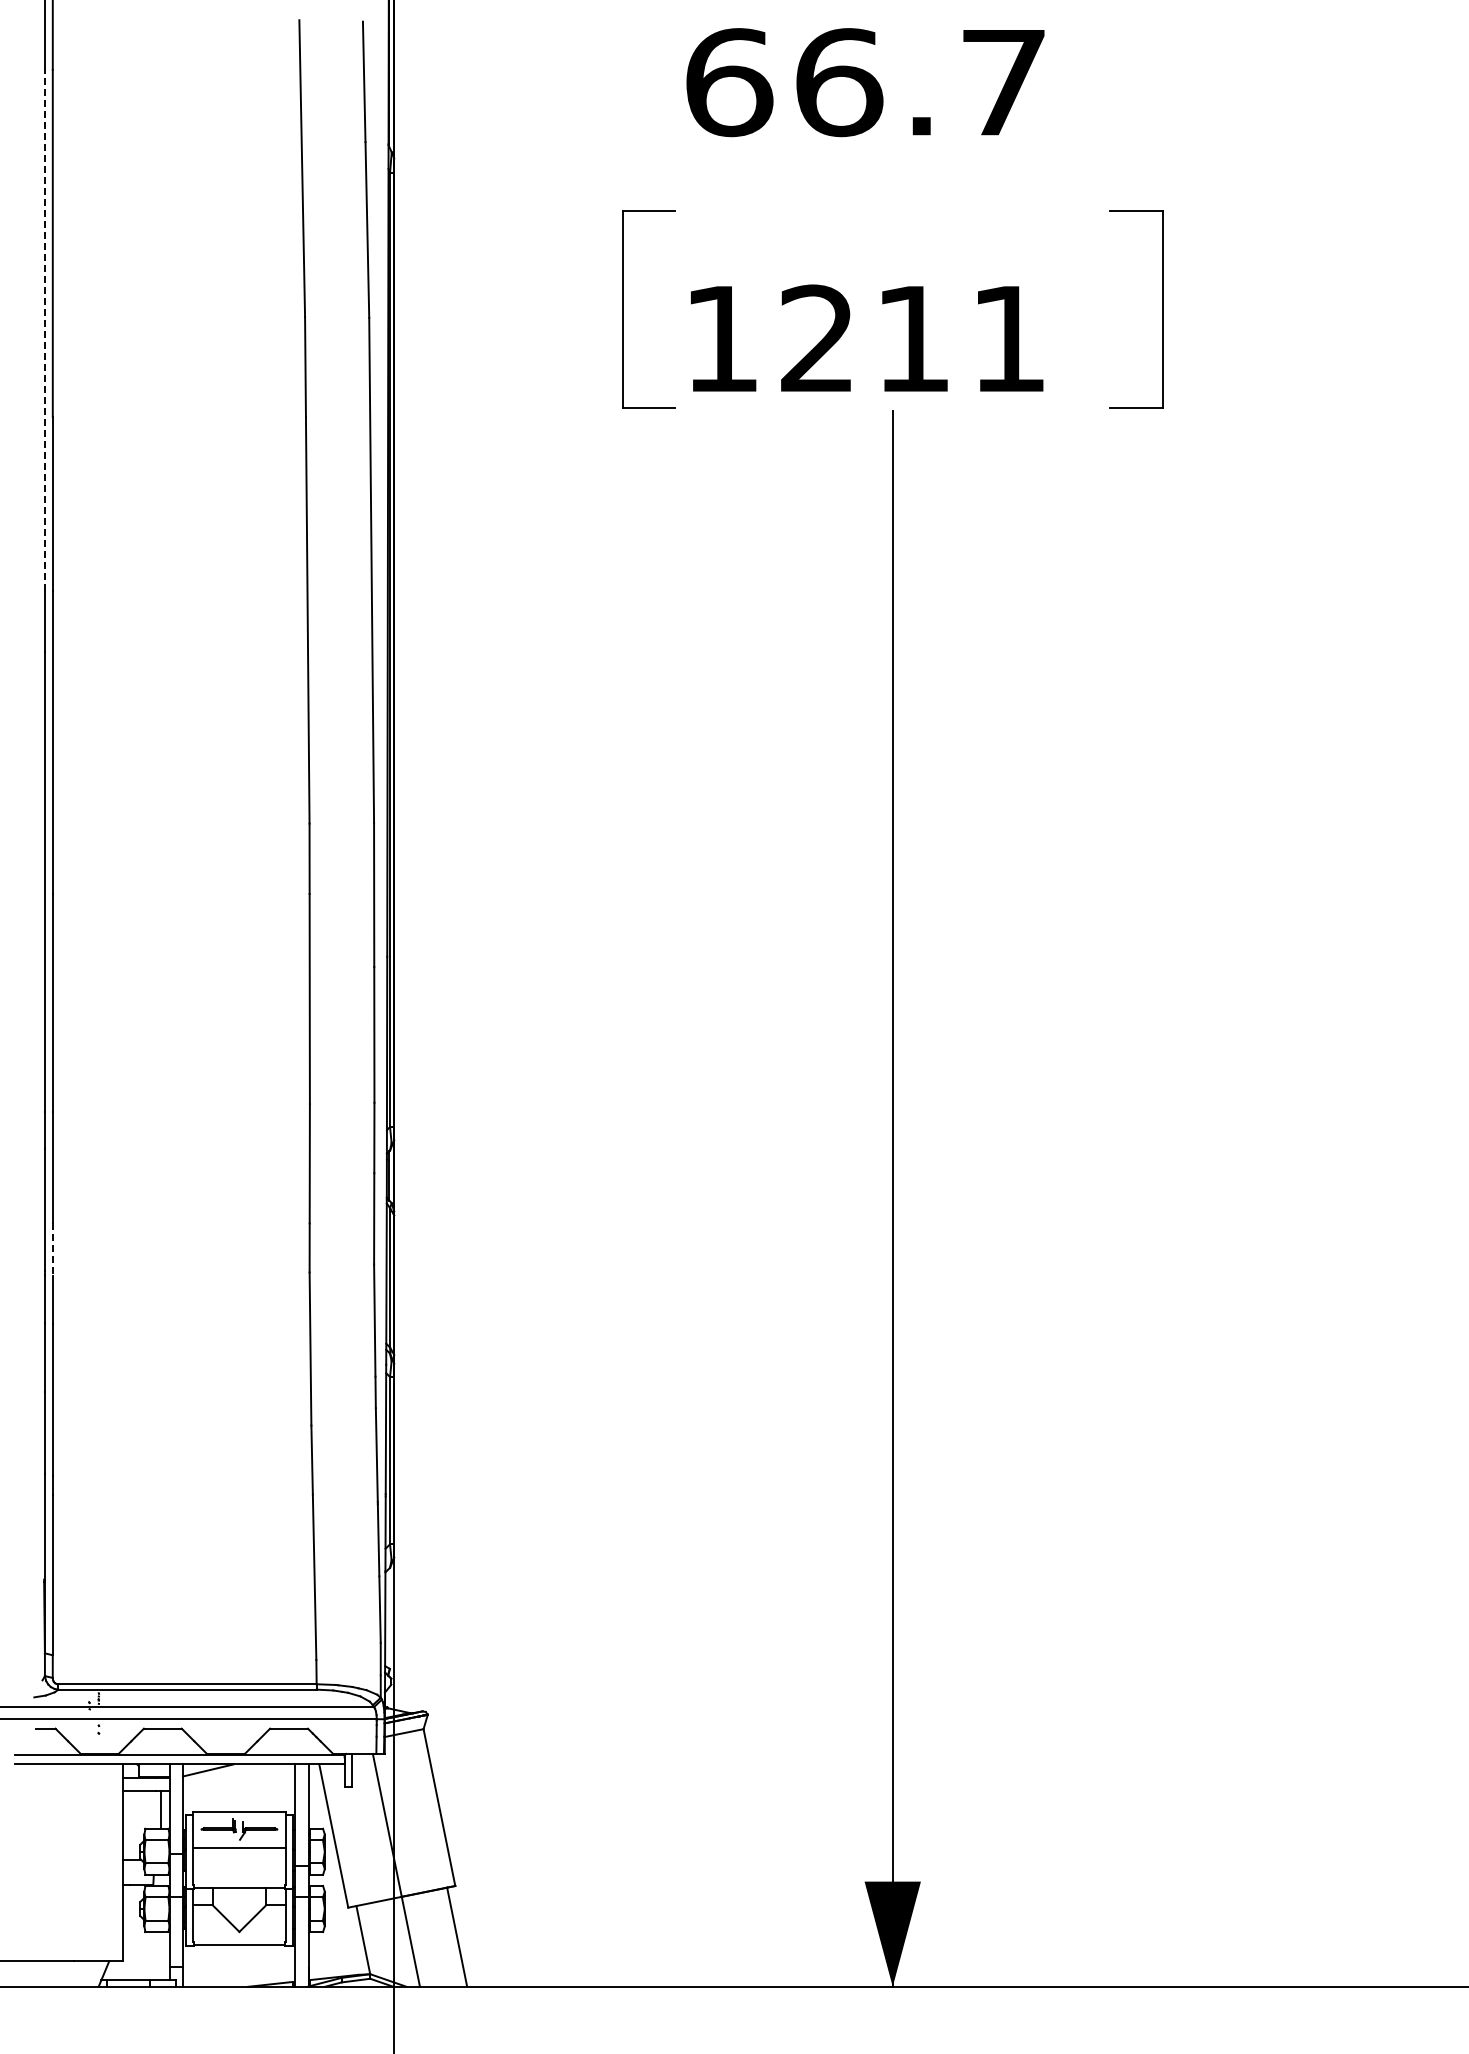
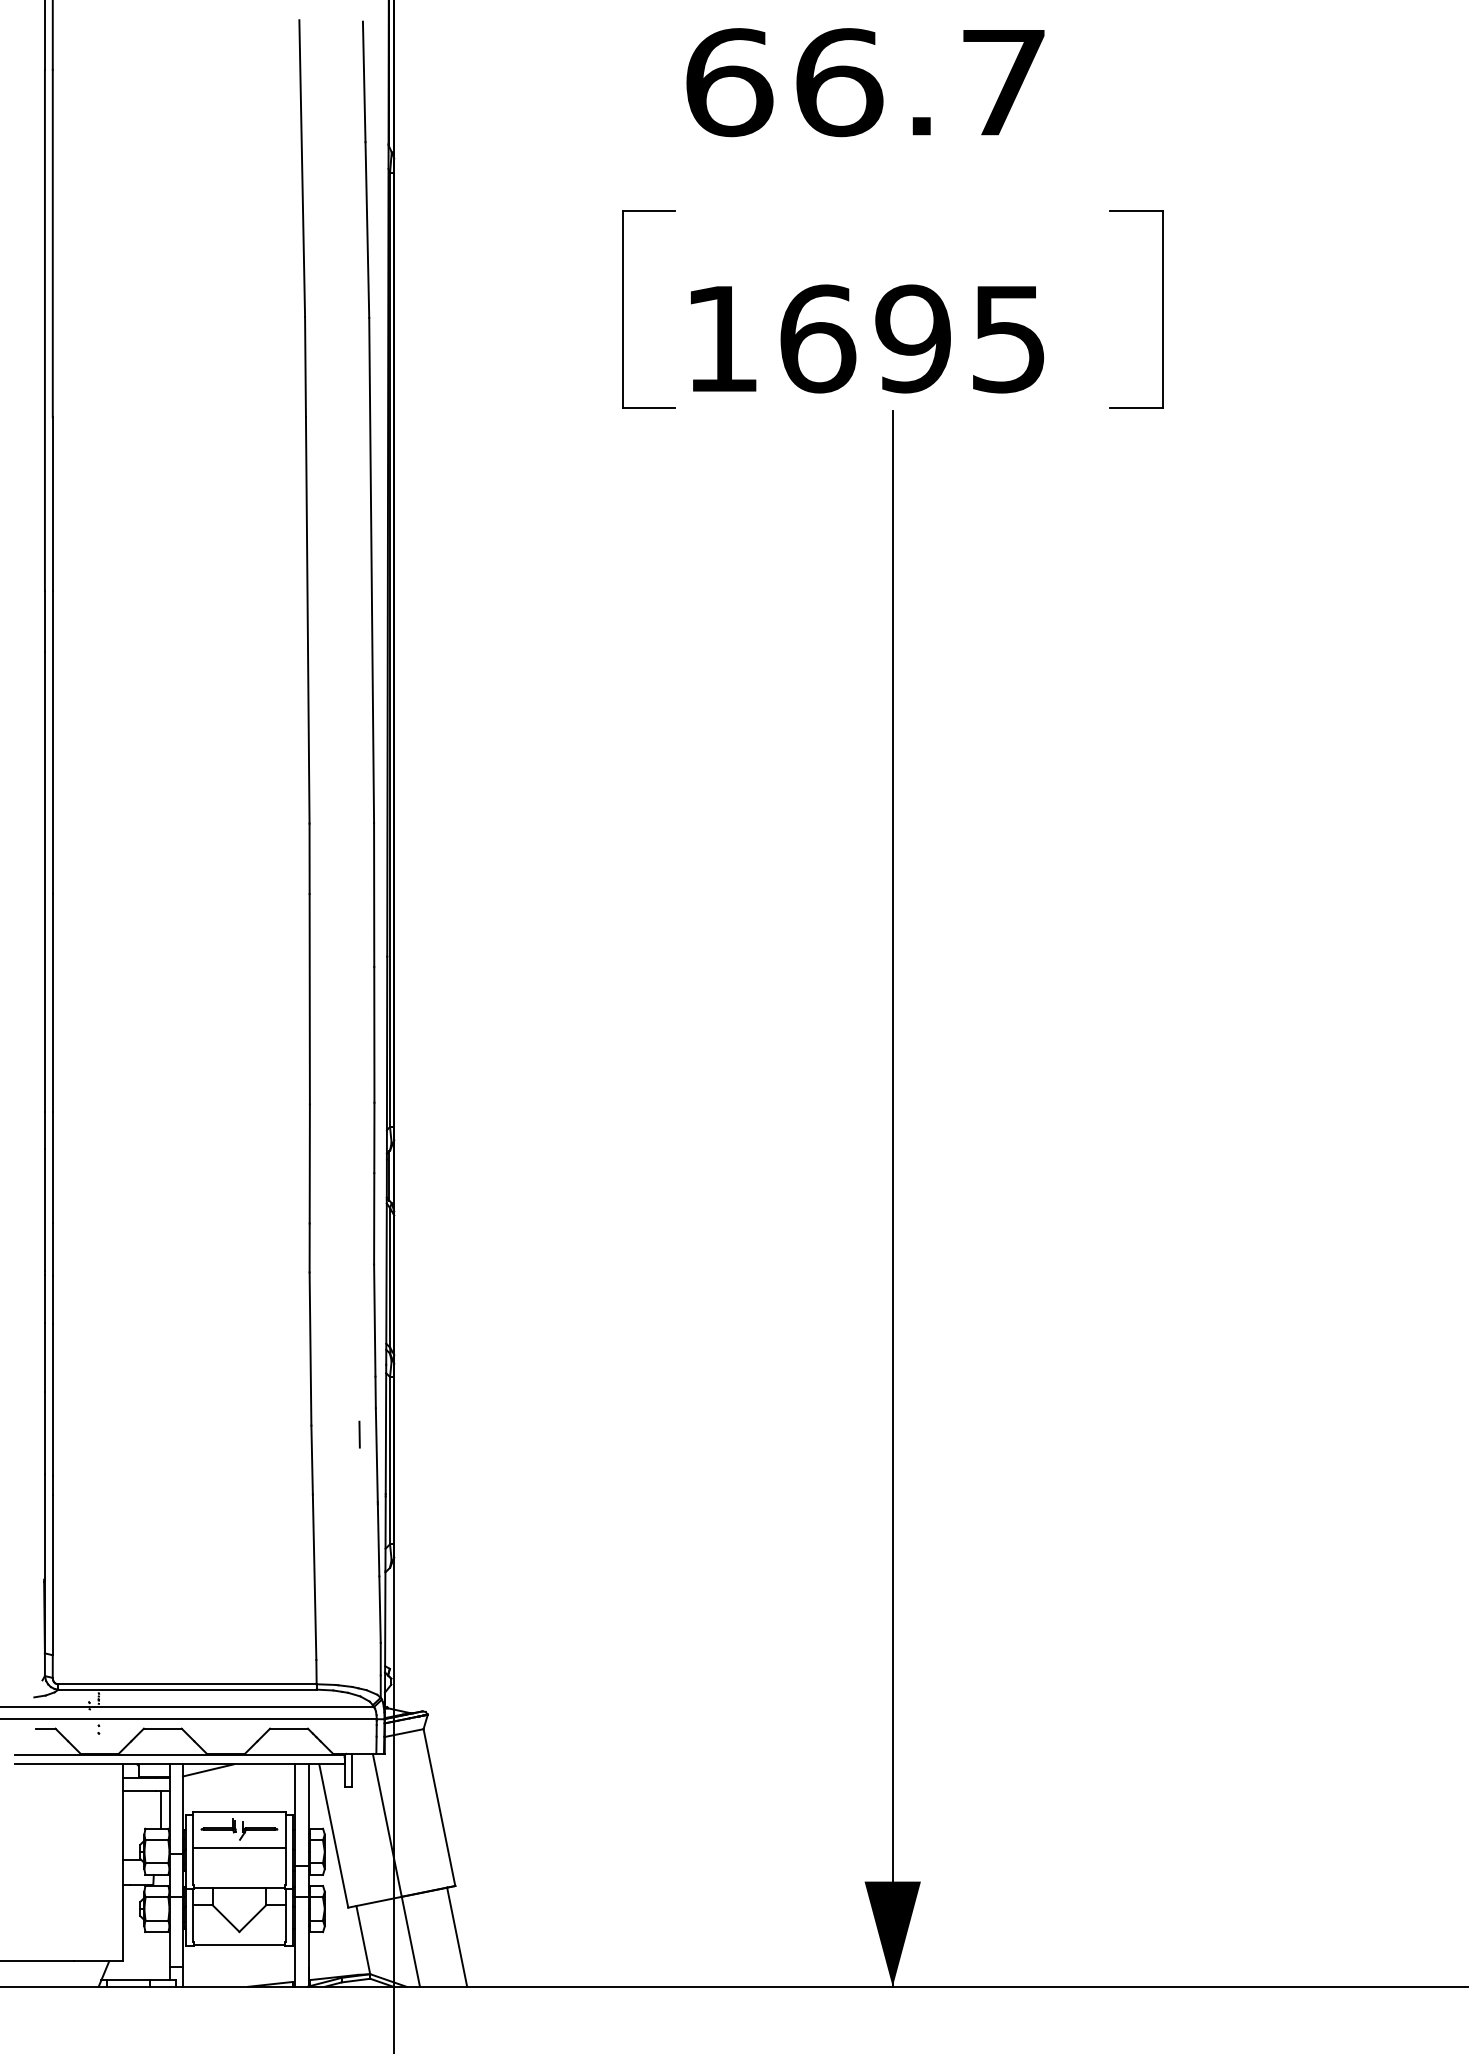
line: dashed -> solid (44, 330)
text: 1211 -> 1695 (912, 338)
line: dashed -> solid (52, 1250)
line: none -> present (359, 1434)
